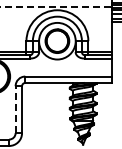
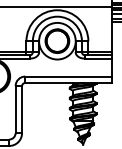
line: dashed -> solid (56, 6)
line: dashed -> solid (15, 109)
